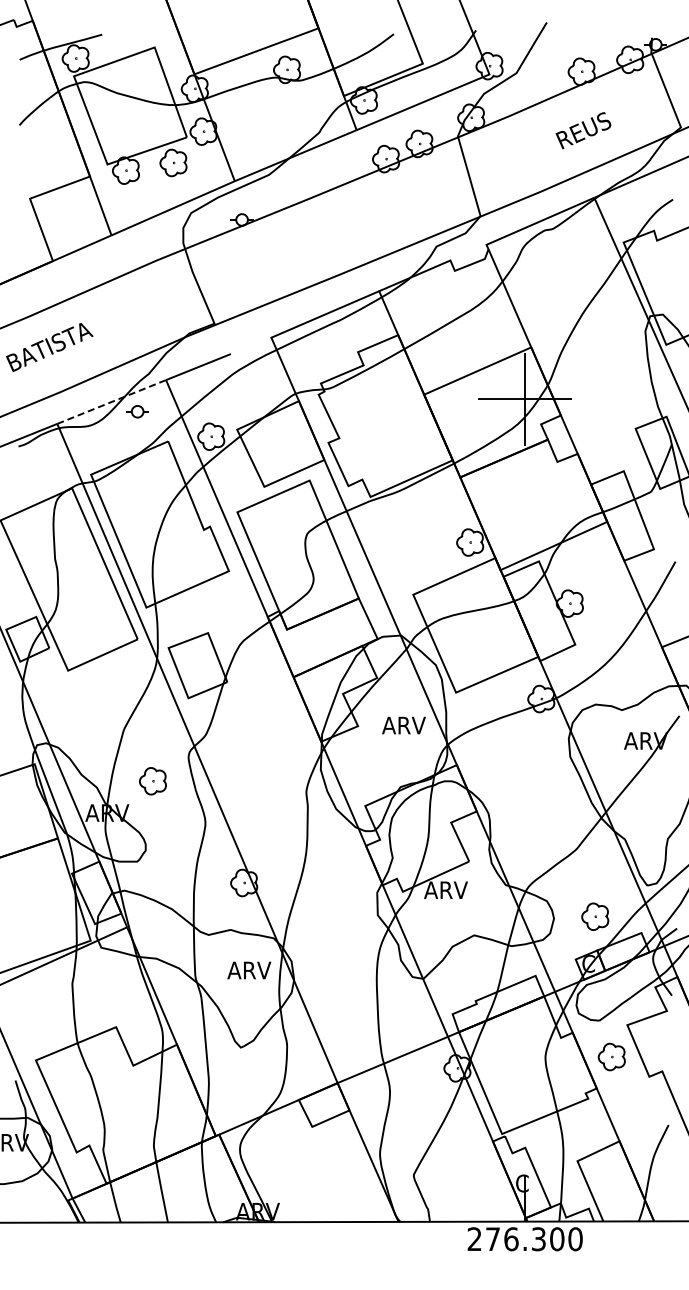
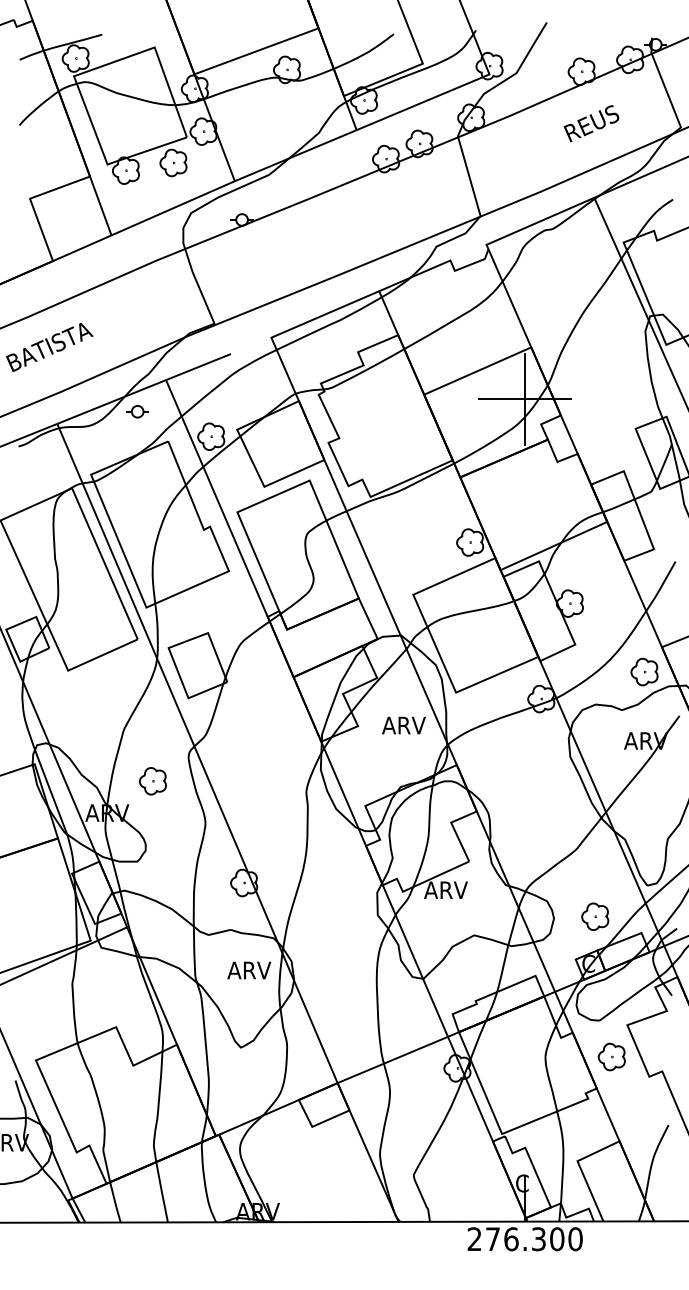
text position: (583, 130) -> (591, 123) (591, 123)
line: dashed -> solid (111, 402)
part: none -> present (644, 671)
